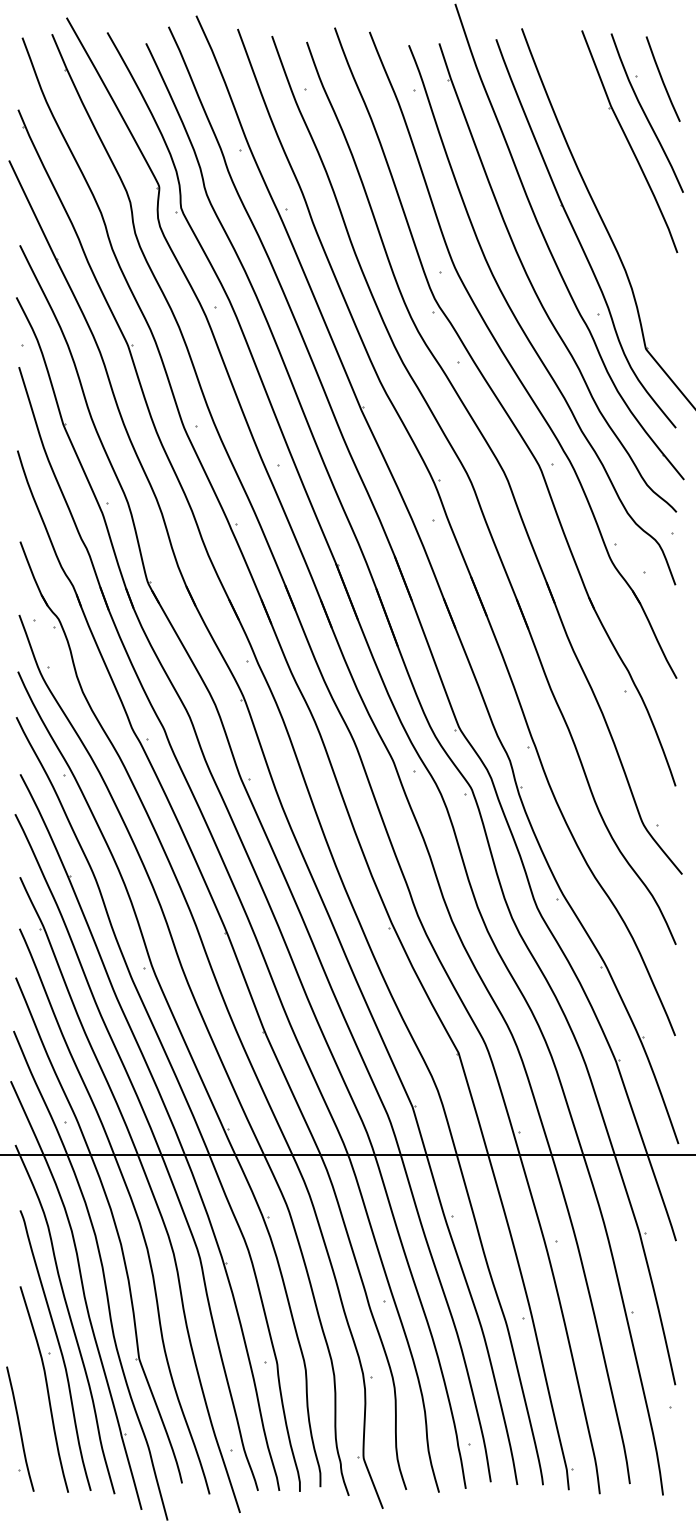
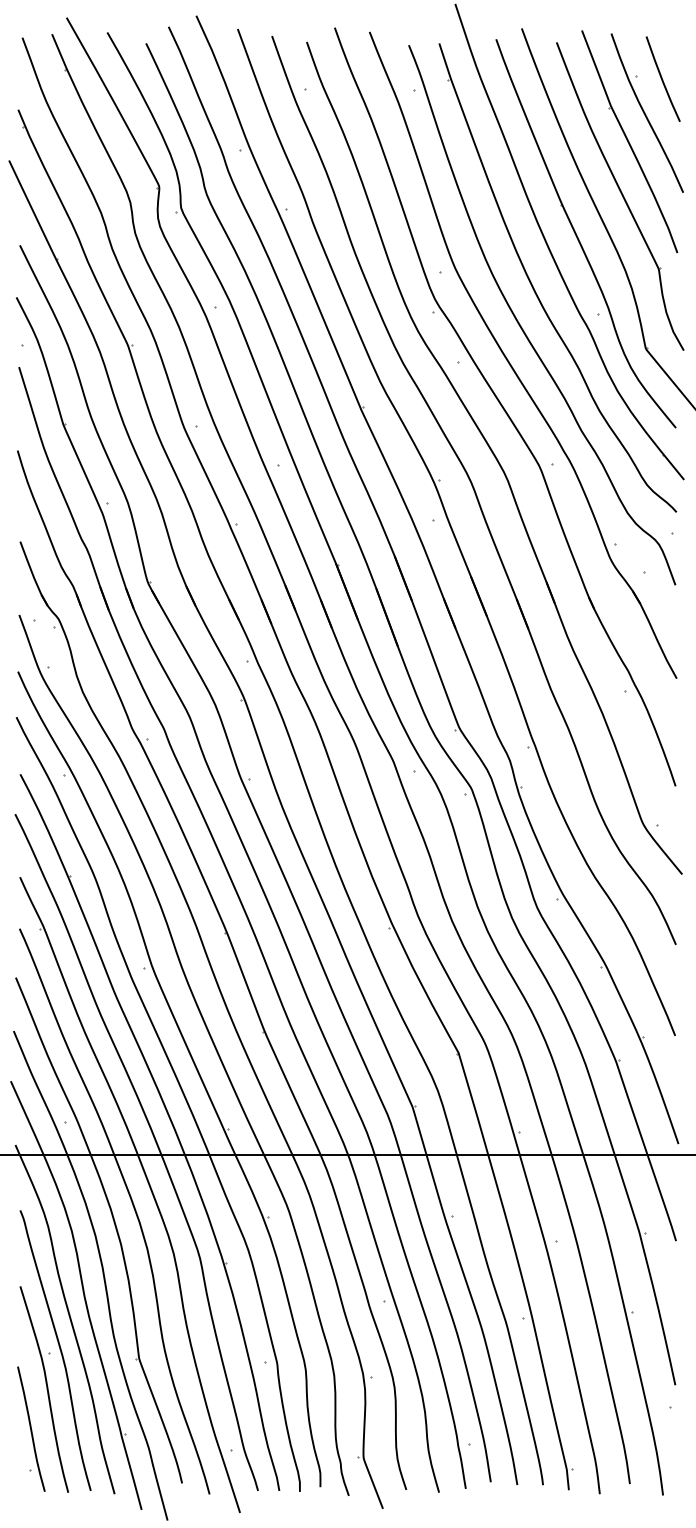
part: none -> present (620, 196)
part position: (20, 1428) -> (31, 1428) (31, 1428)
